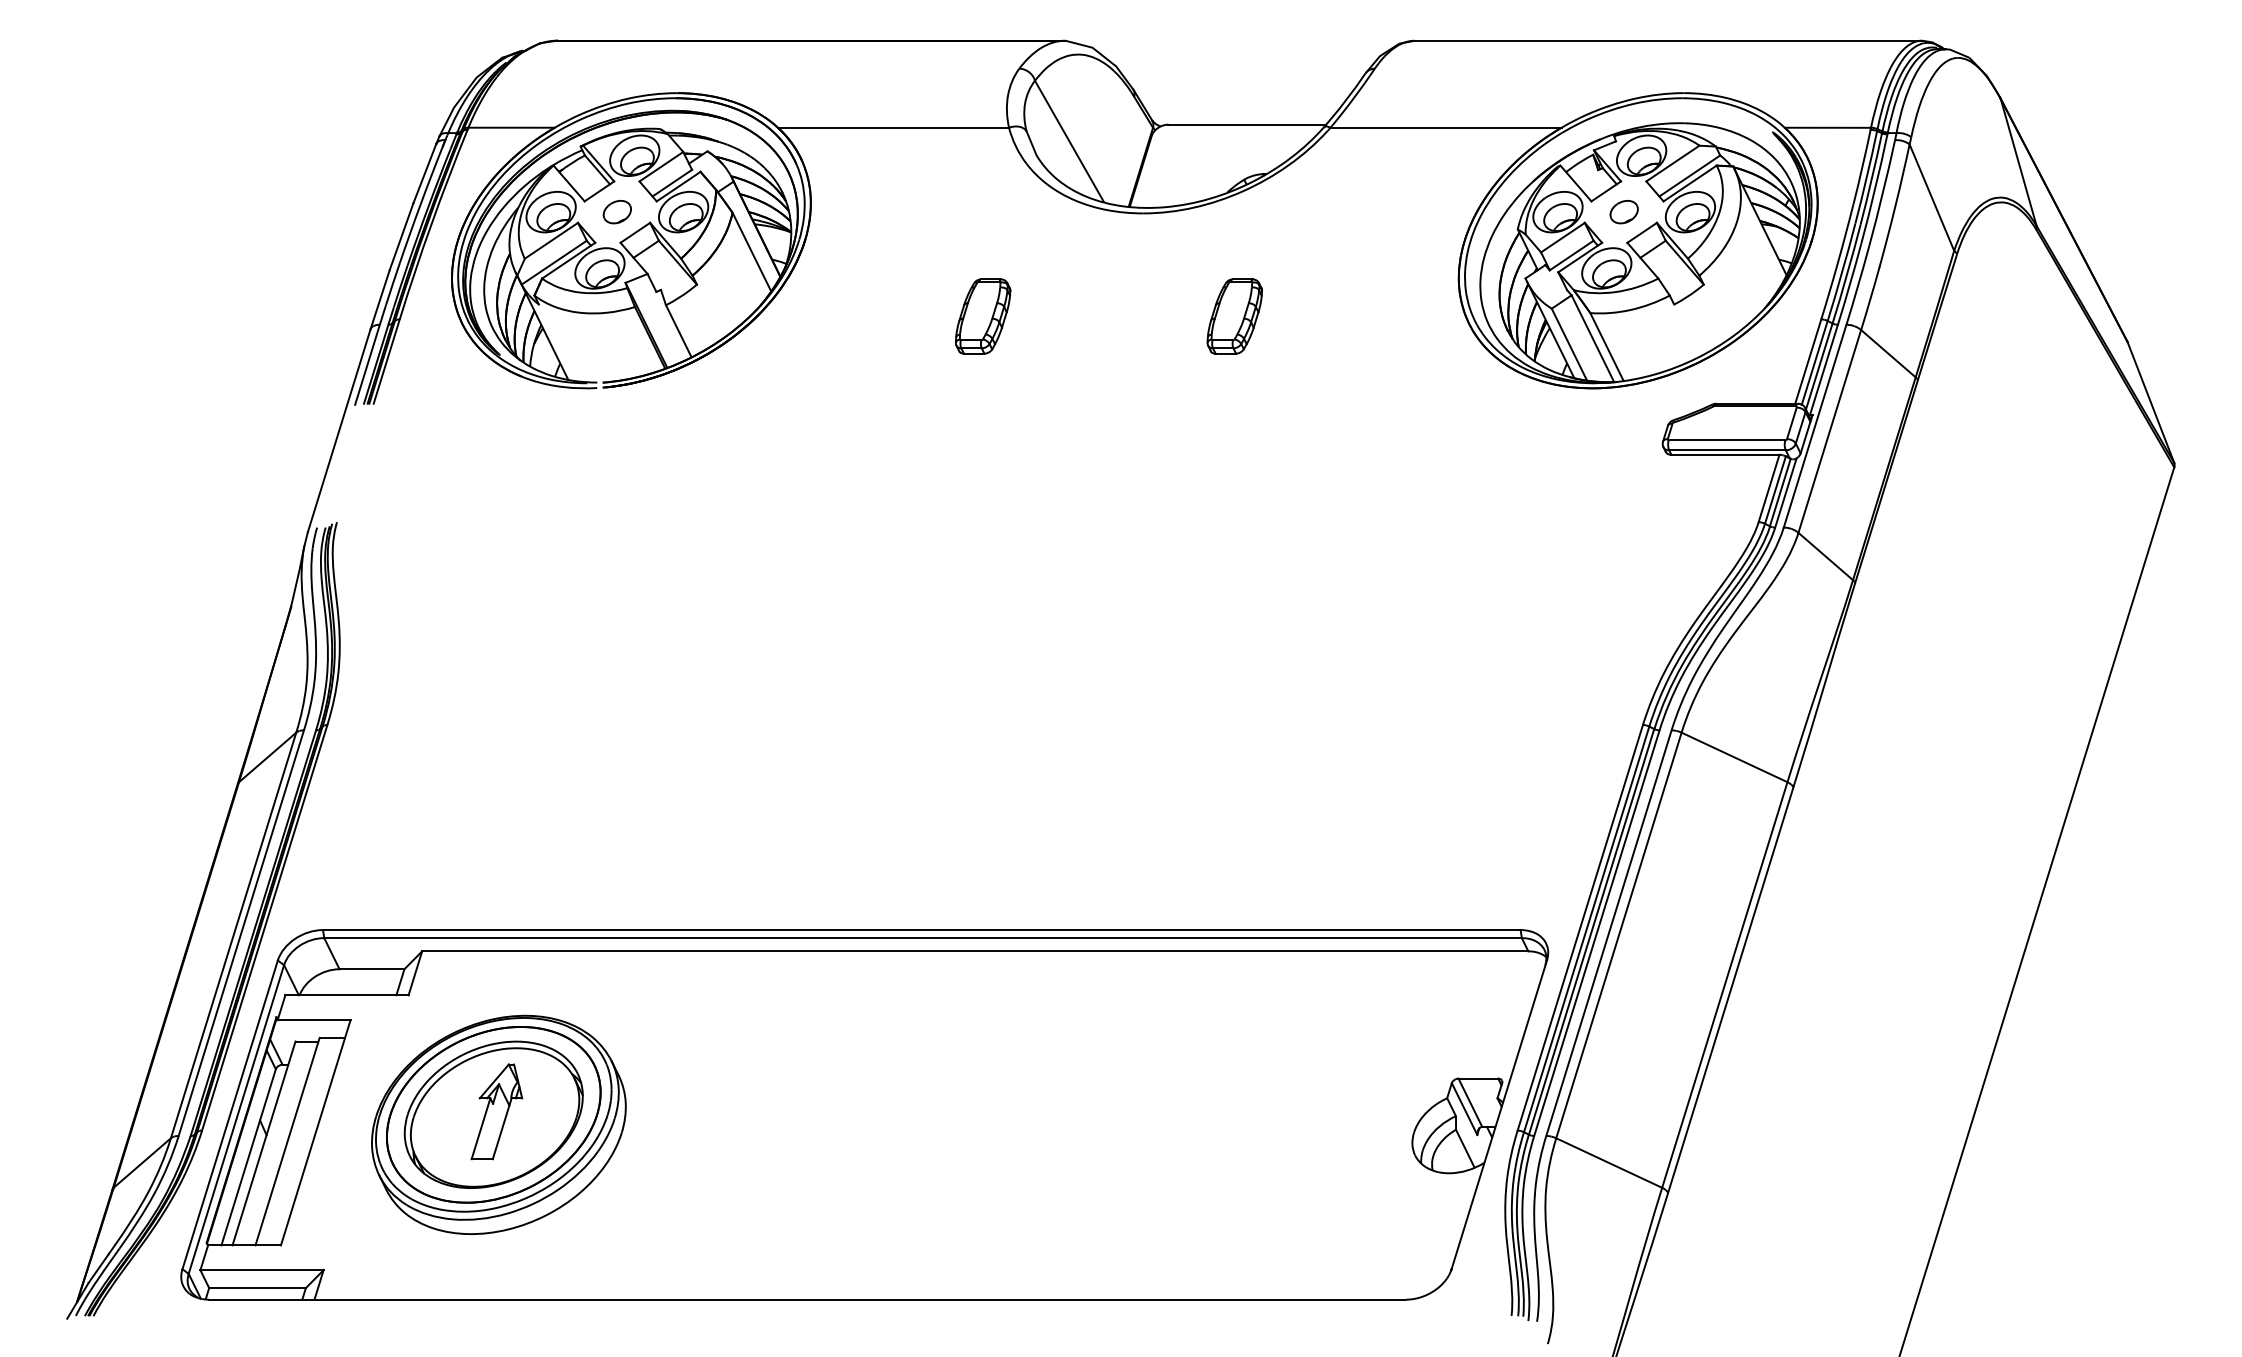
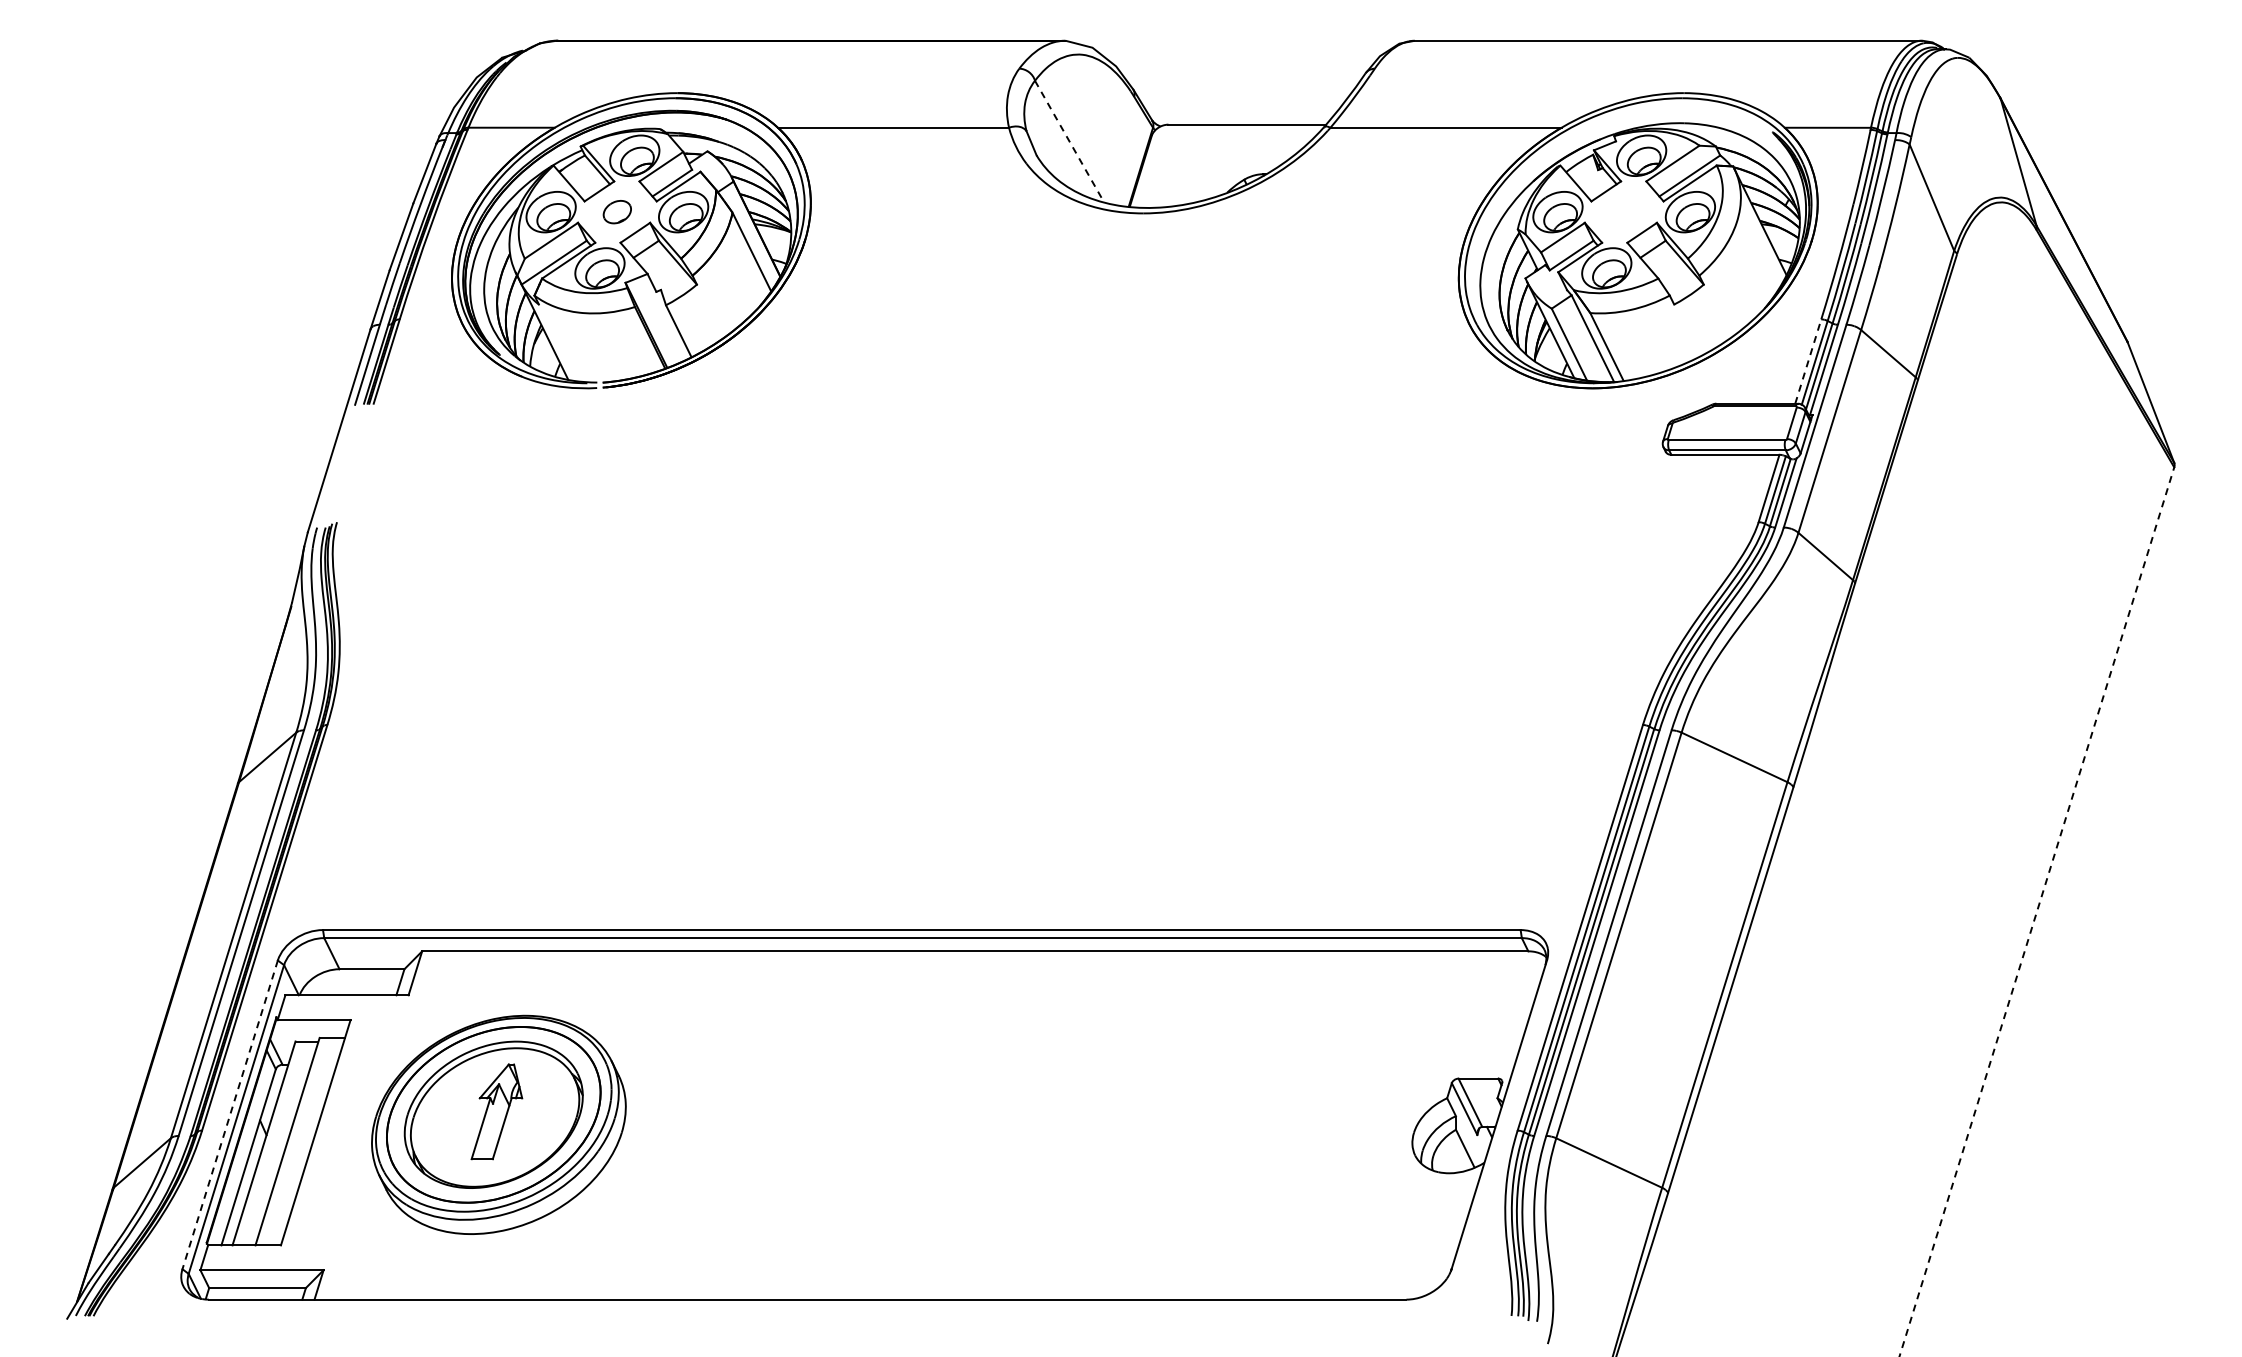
line: solid -> dashed (1069, 141)
part: present -> none (1623, 212)
part: present -> none (983, 316)
part: present -> none (1234, 316)
line: solid -> dashed (1808, 361)
line: solid -> dashed (2036, 911)
line: solid -> dashed (230, 1114)
